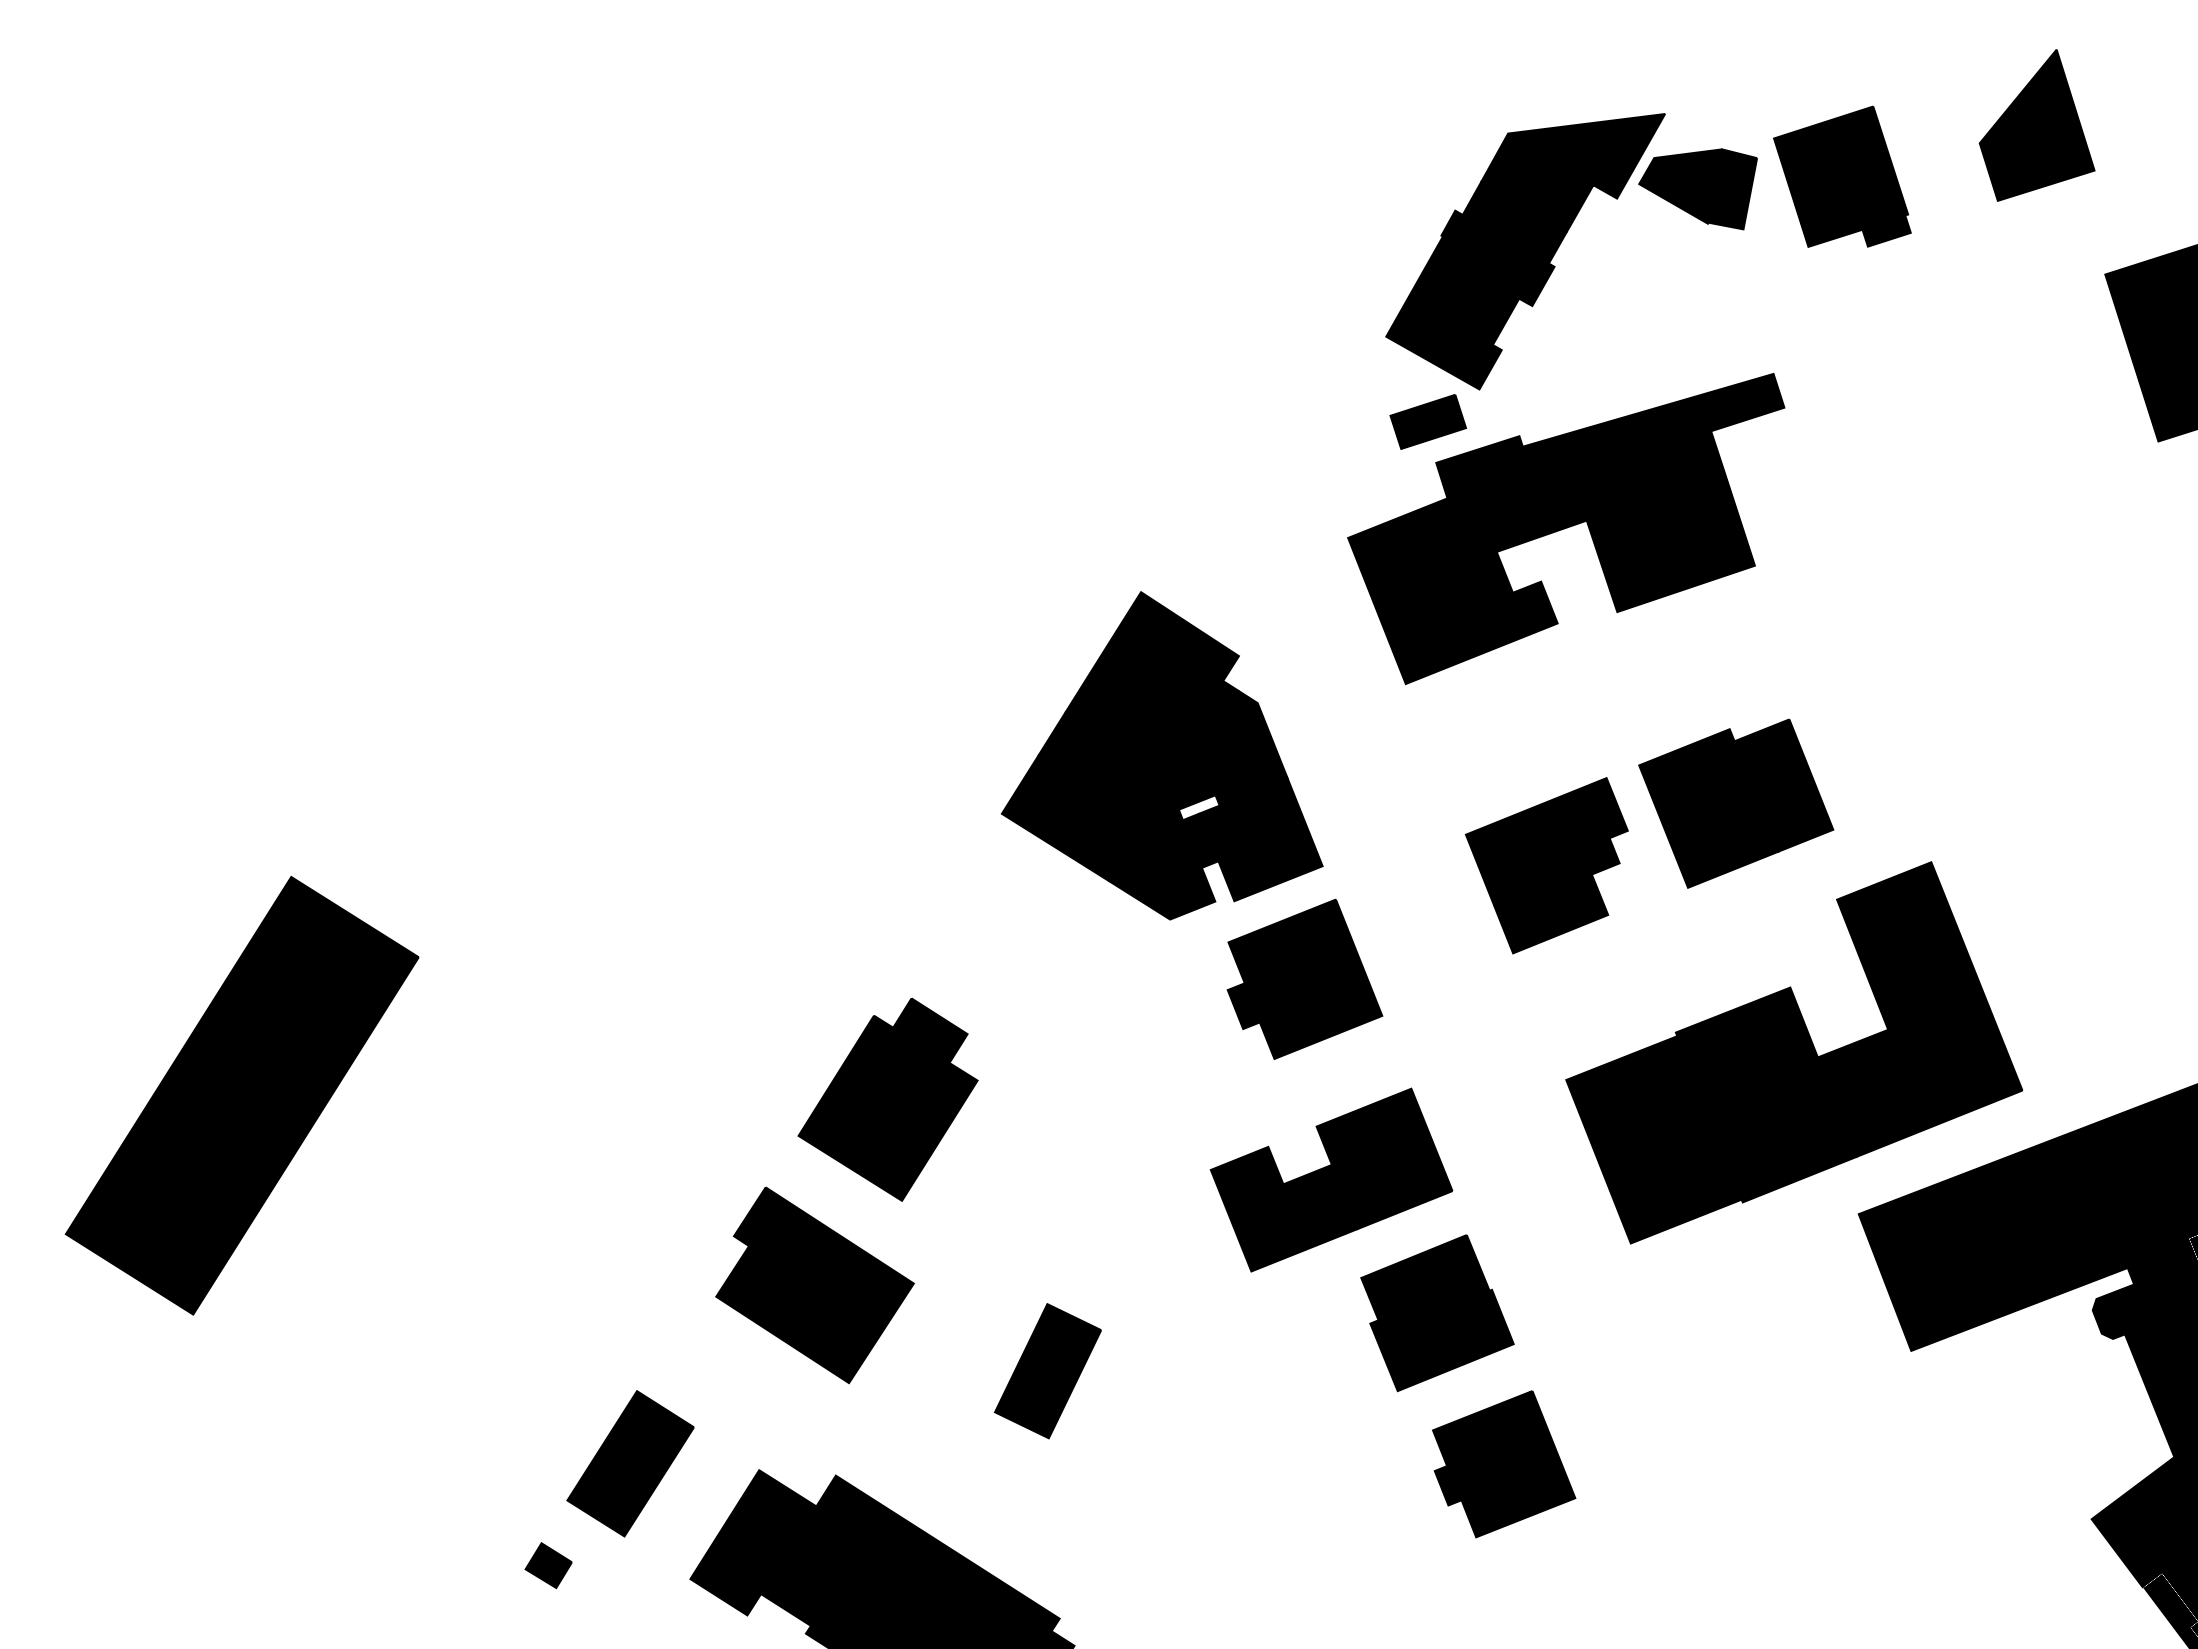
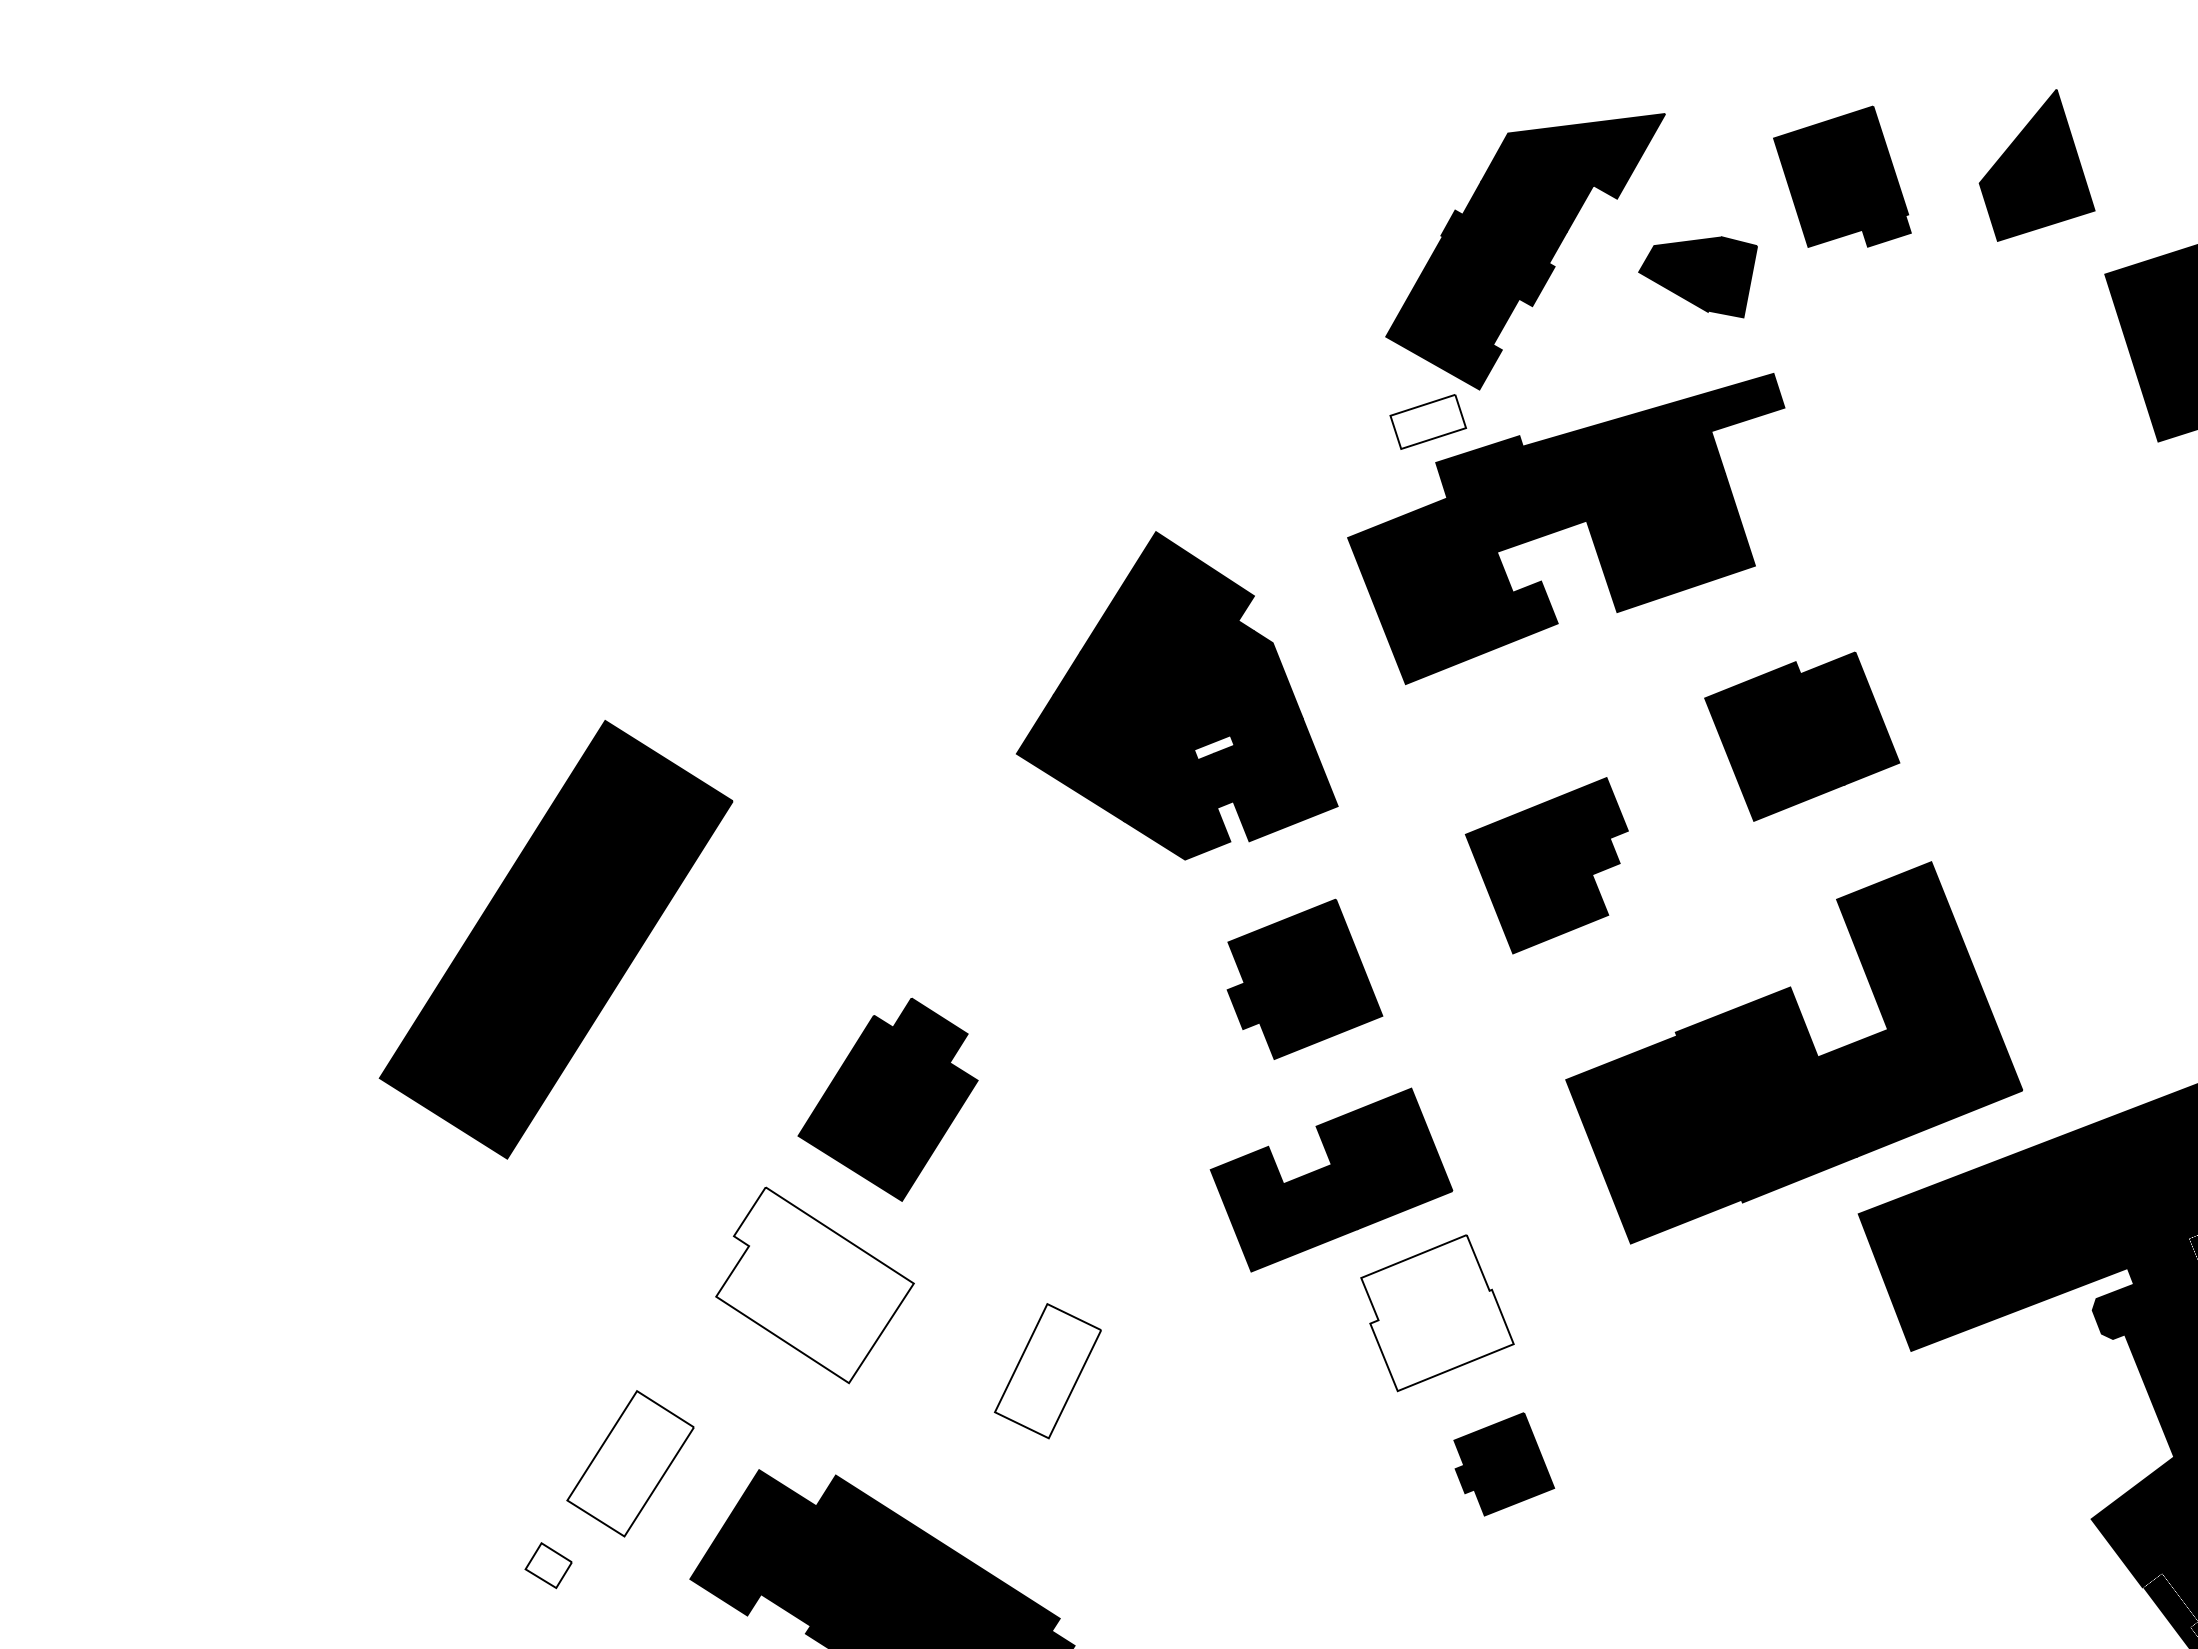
part position: (2036, 125) -> (2036, 165) (2036, 165)
part position: (1697, 189) -> (1697, 277) (1697, 277)
fill: present -> none (1428, 421)
part position: (1162, 755) -> (1177, 695) (1177, 695)
part position: (1736, 803) -> (1802, 736) (1802, 736)
part position: (241, 1095) -> (555, 939) (555, 939)
fill: present -> none (814, 1285)
fill: present -> none (1437, 1313)
fill: present -> none (1047, 1371)
fill: present -> none (630, 1463)
part size: 145x149 px -> 103x105 px (1504, 1464)
fill: present -> none (548, 1565)
